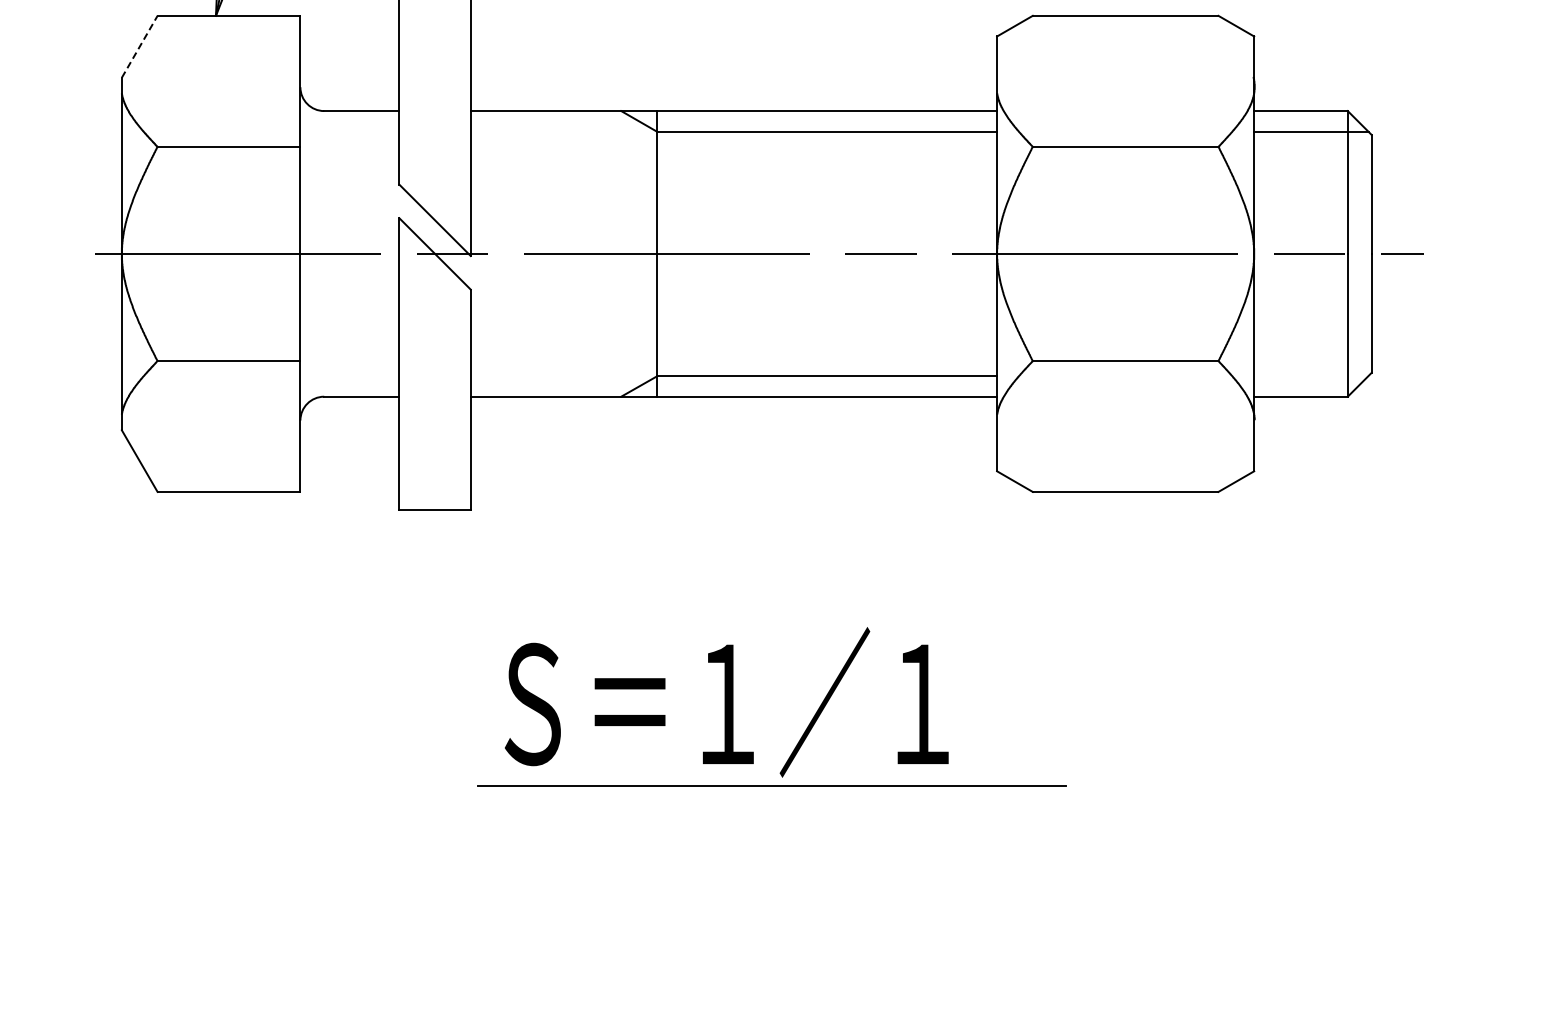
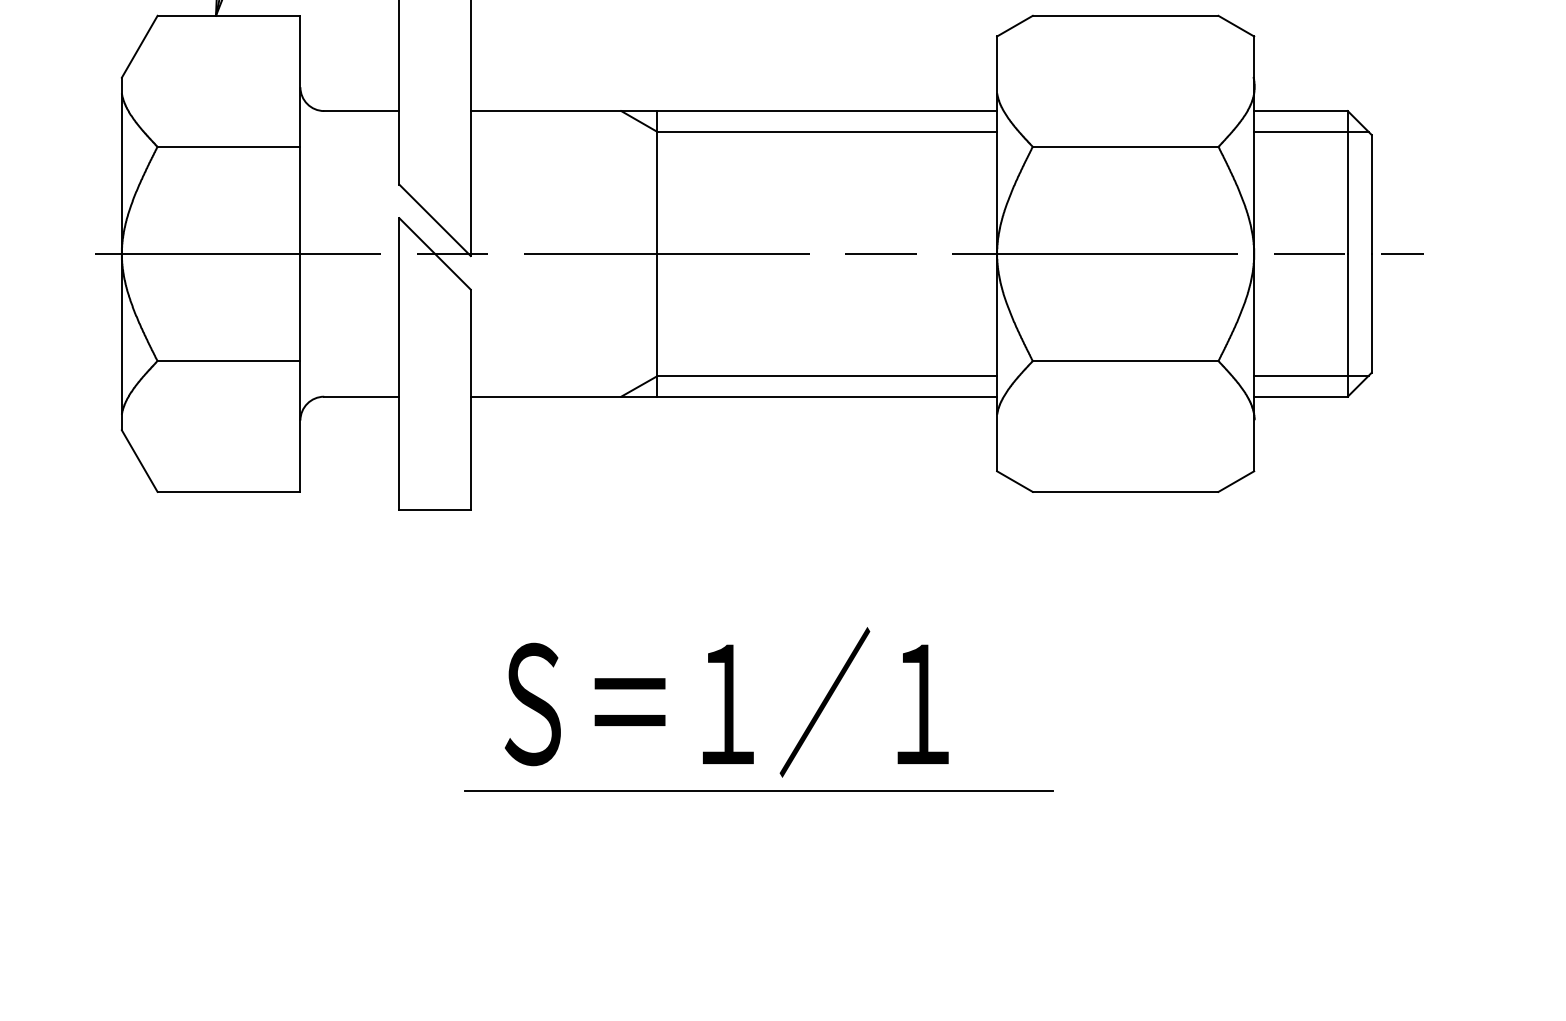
line: dashed -> solid (139, 46)
line: none -> present (1311, 376)
line position: (771, 785) -> (758, 790) (758, 790)
